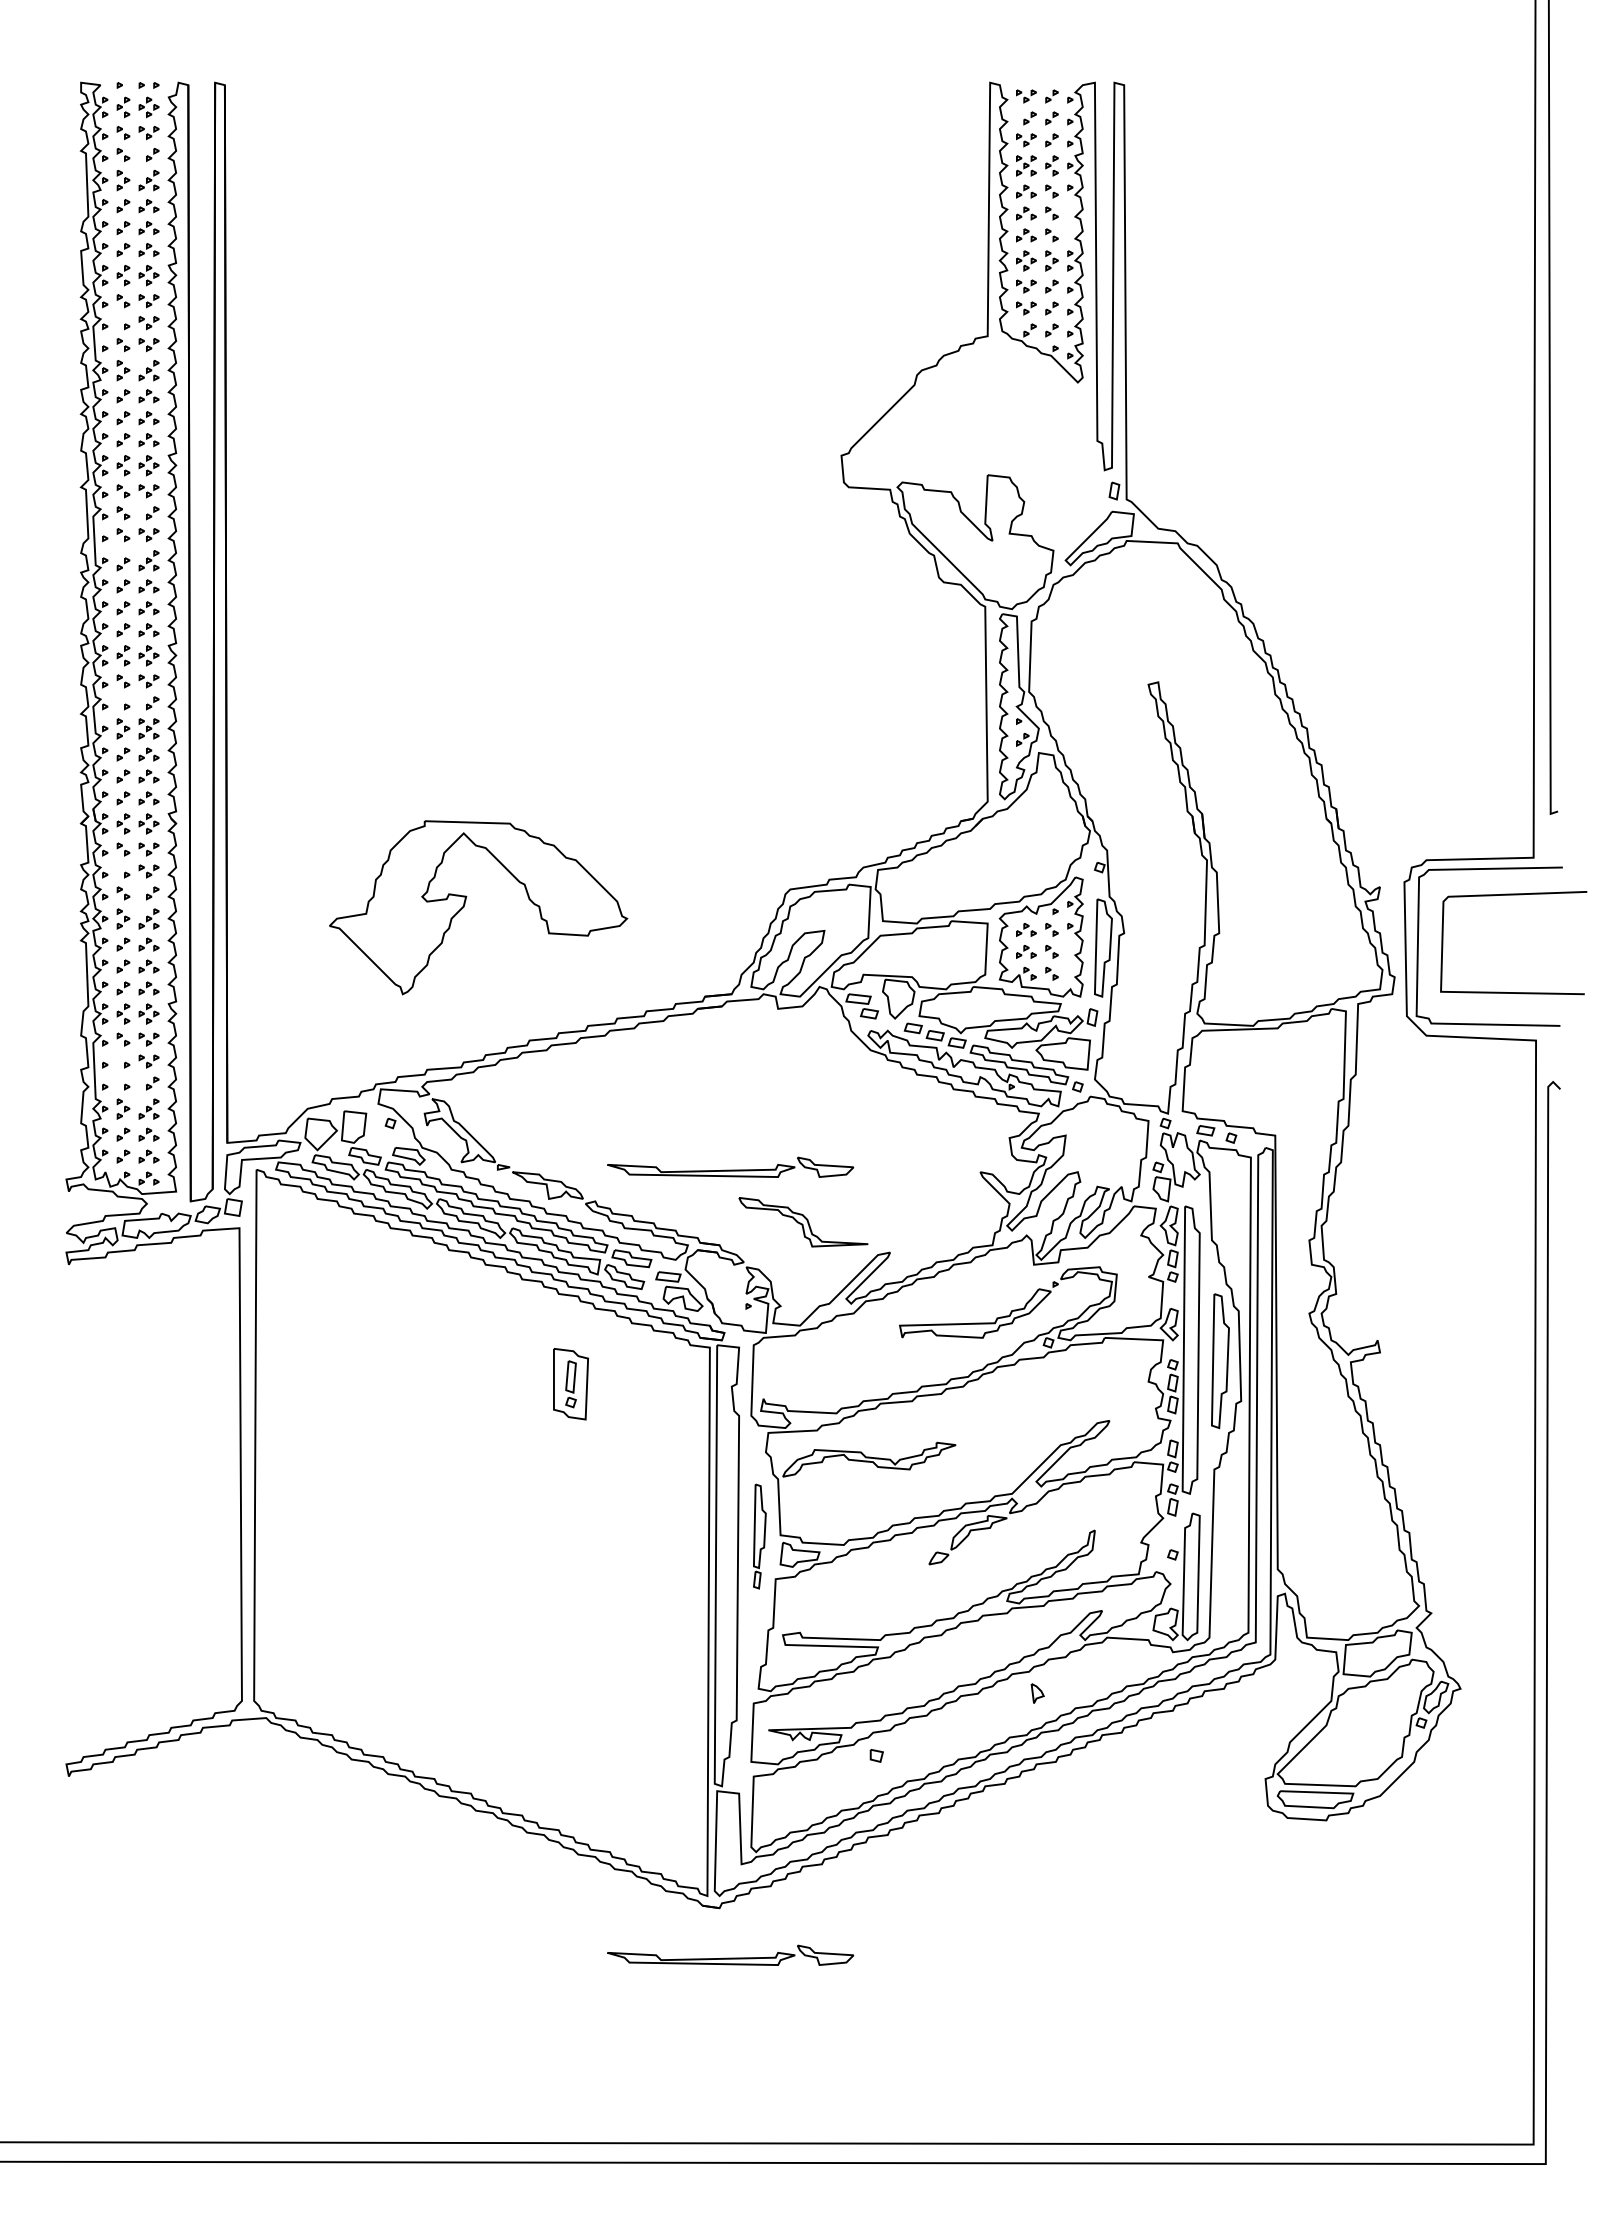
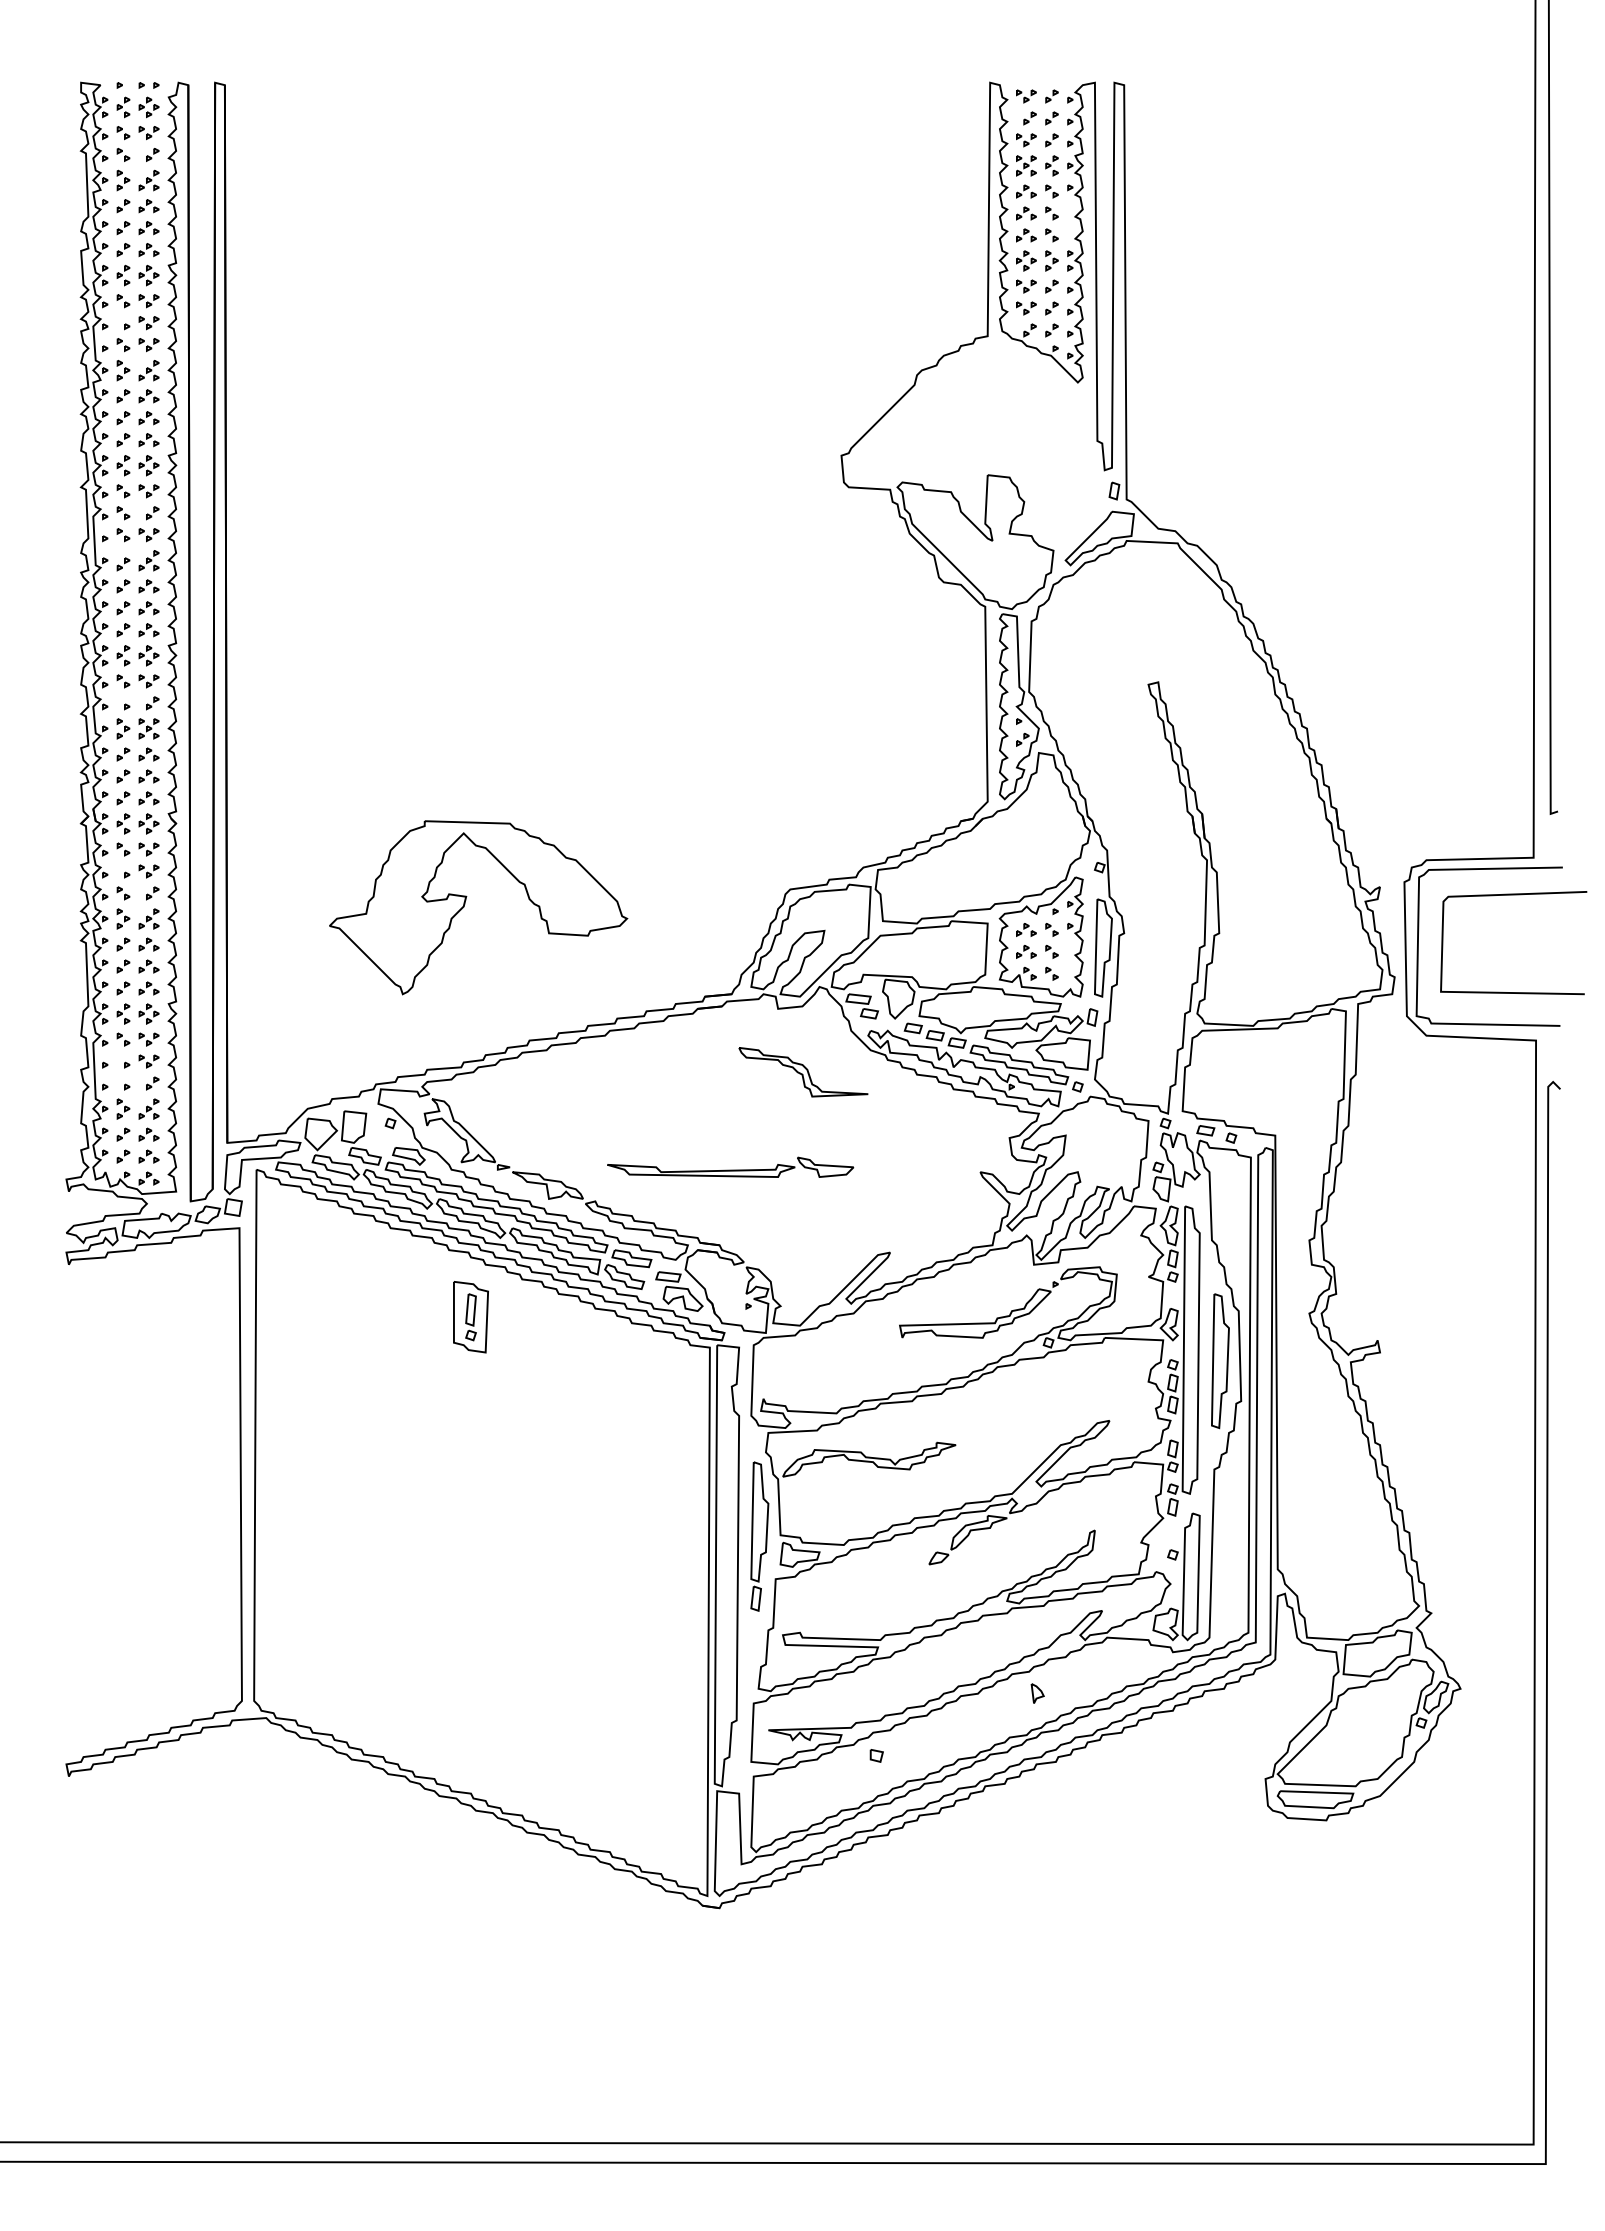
part position: (803, 1222) -> (803, 1072) (803, 1072)
part position: (570, 1384) -> (470, 1317) (470, 1317)
part size: 14x107 px -> 20x151 px (759, 1536)
part: present -> none (730, 1954)
